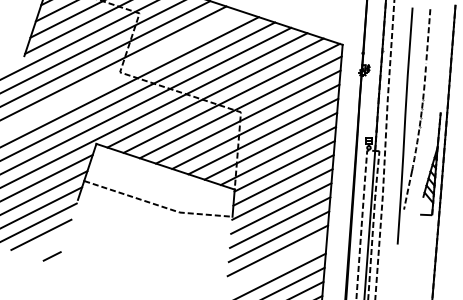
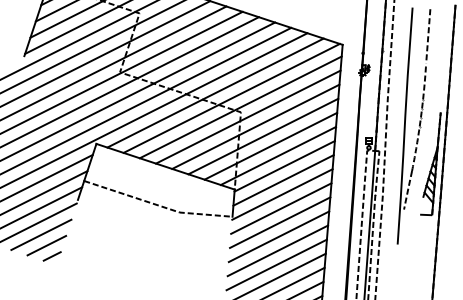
line: none -> present (122, 71)
line: none -> present (46, 245)
line: none -> present (276, 264)
